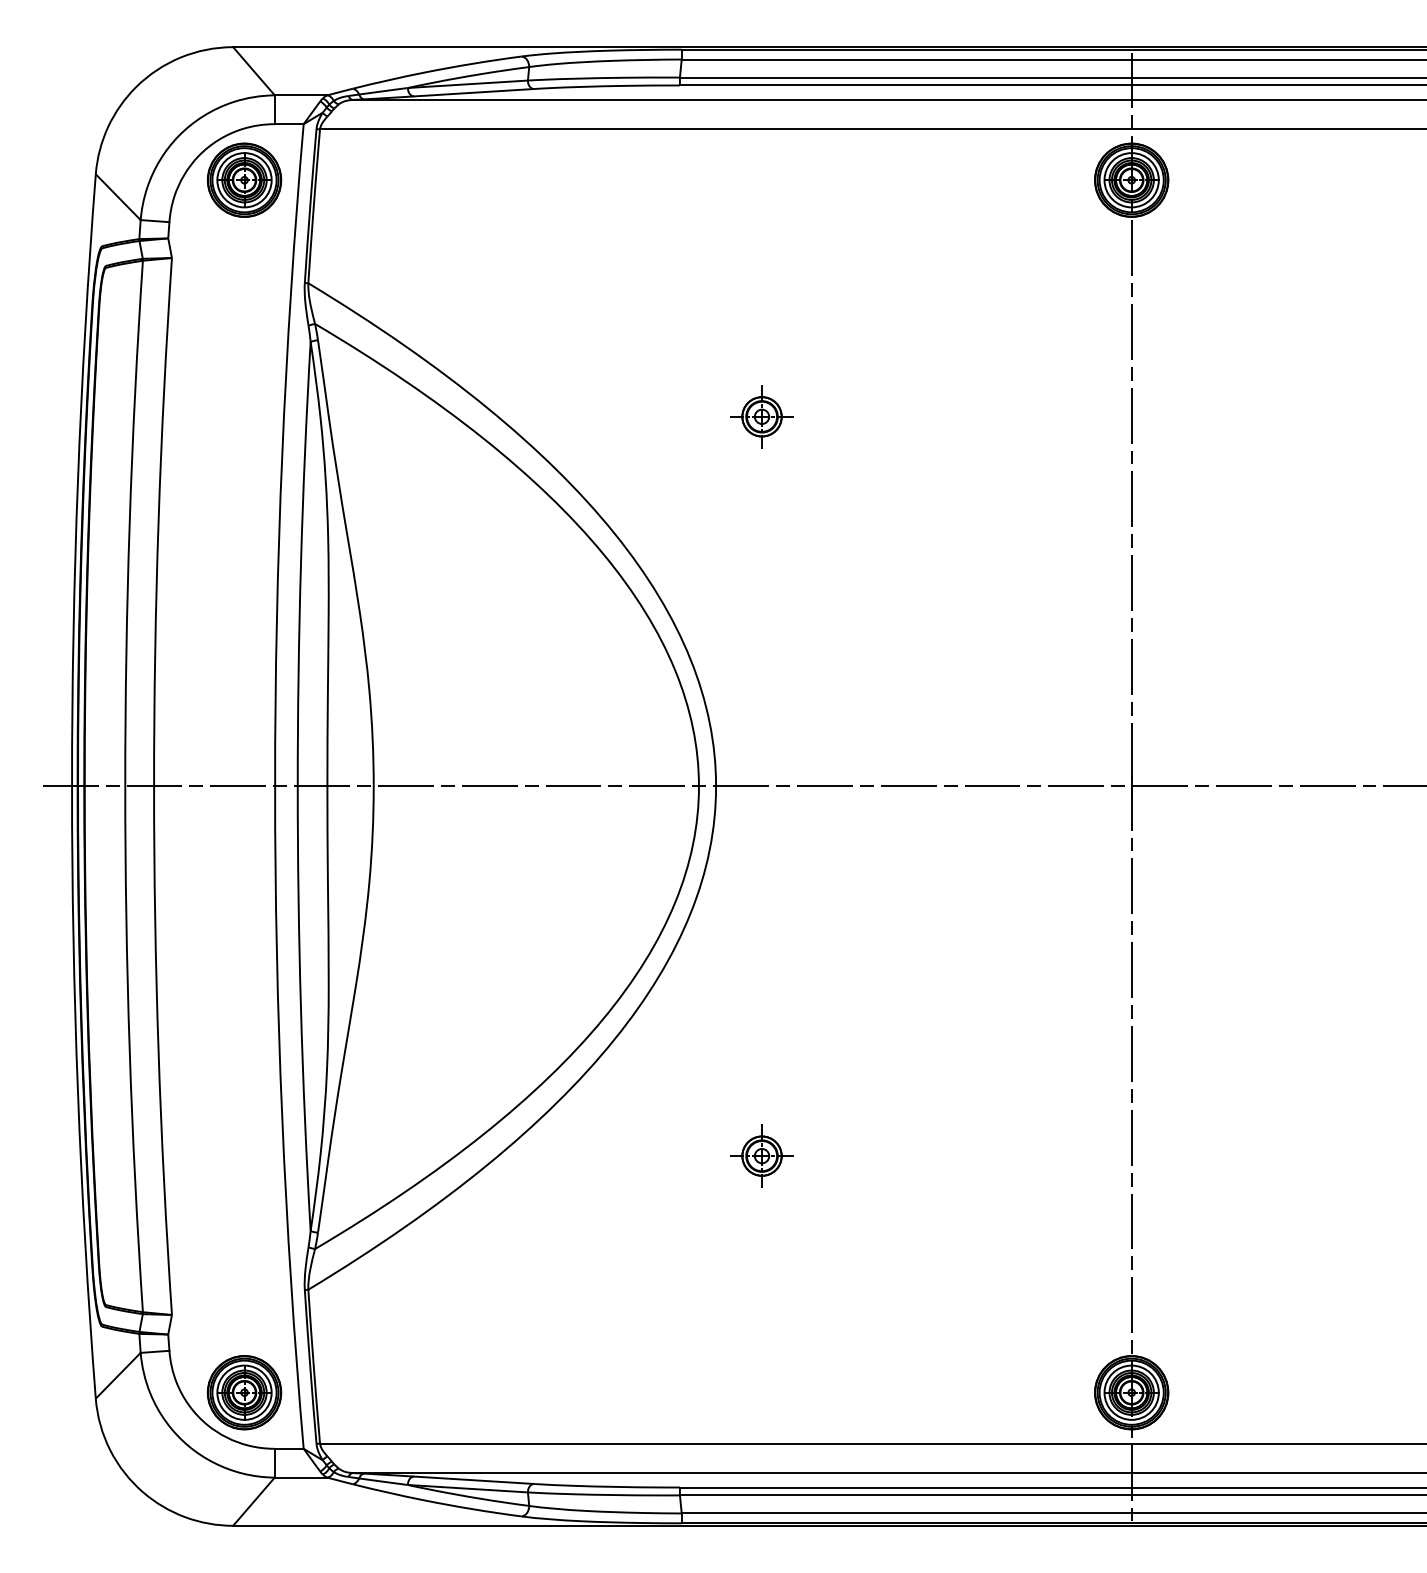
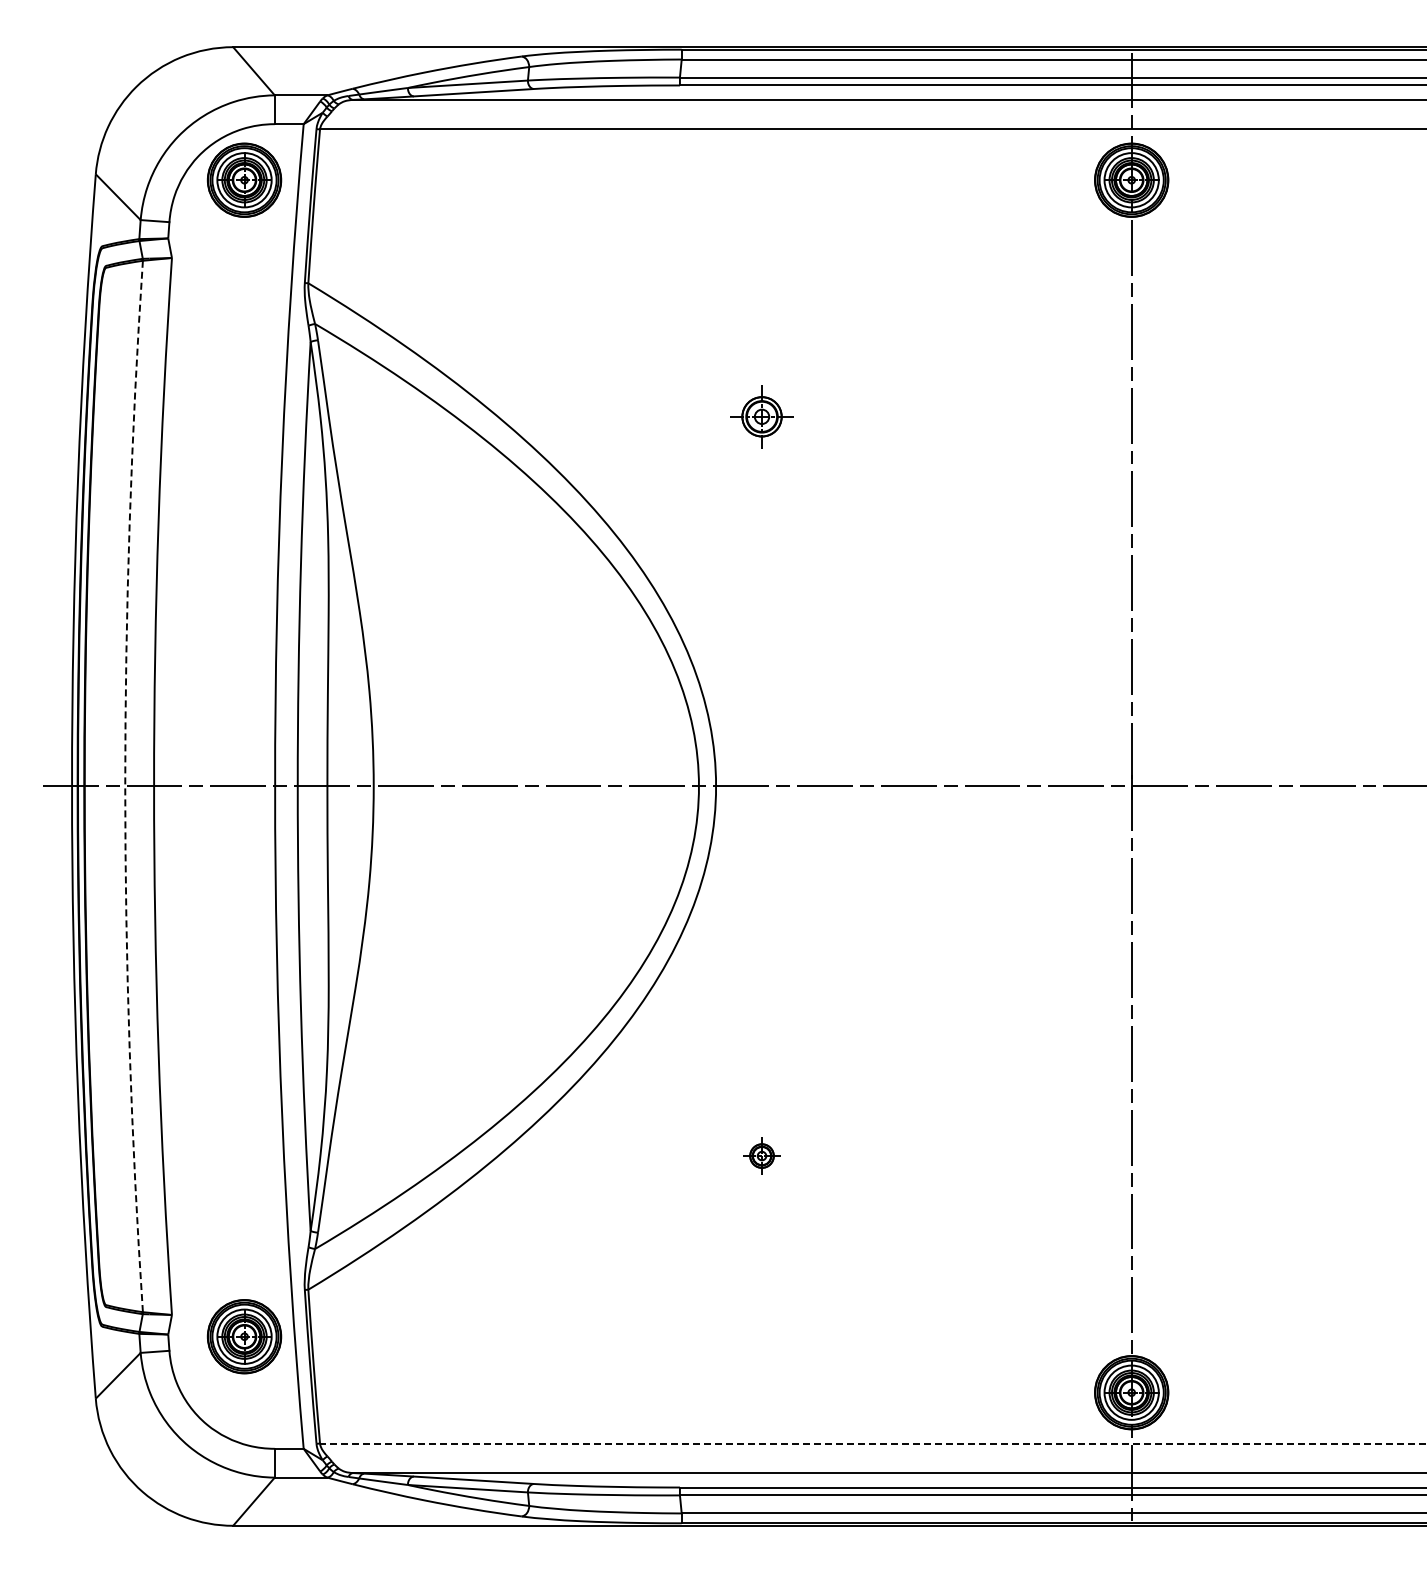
arc: solid -> dashed (125, 786)
part size: 64x64 px -> 38x38 px (761, 1155)
part position: (244, 1392) -> (244, 1336) (244, 1336)
line: solid -> dashed (872, 1443)
